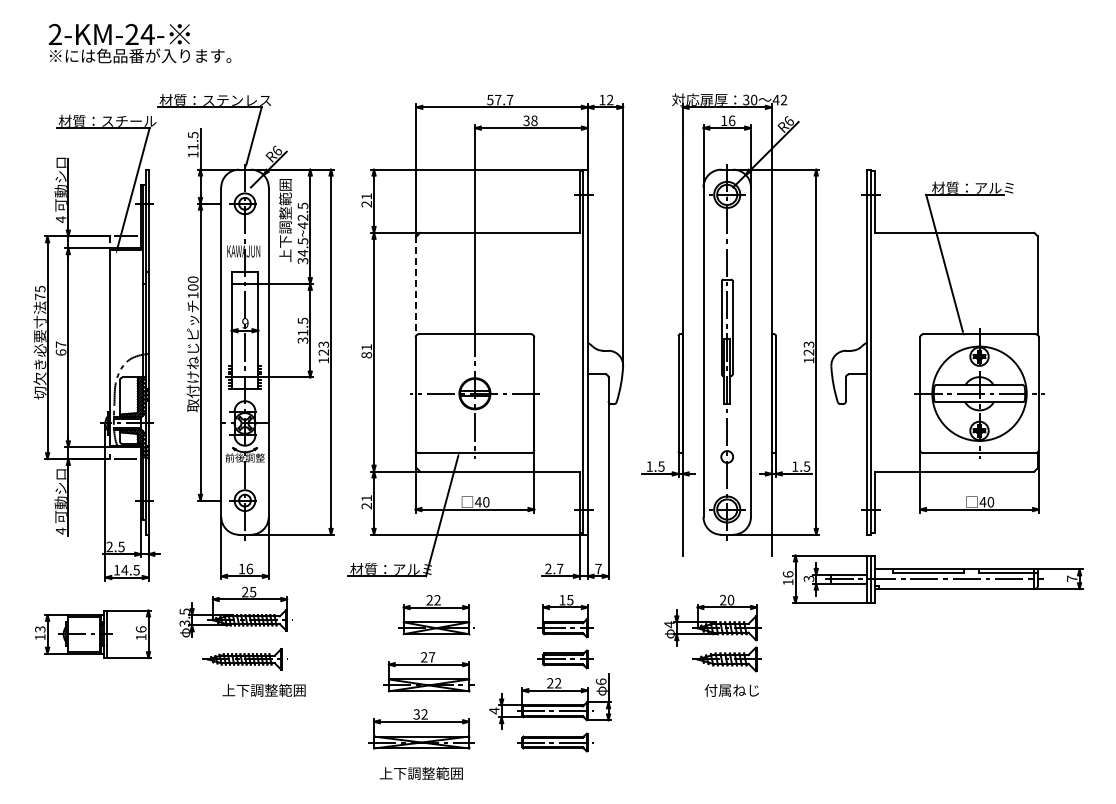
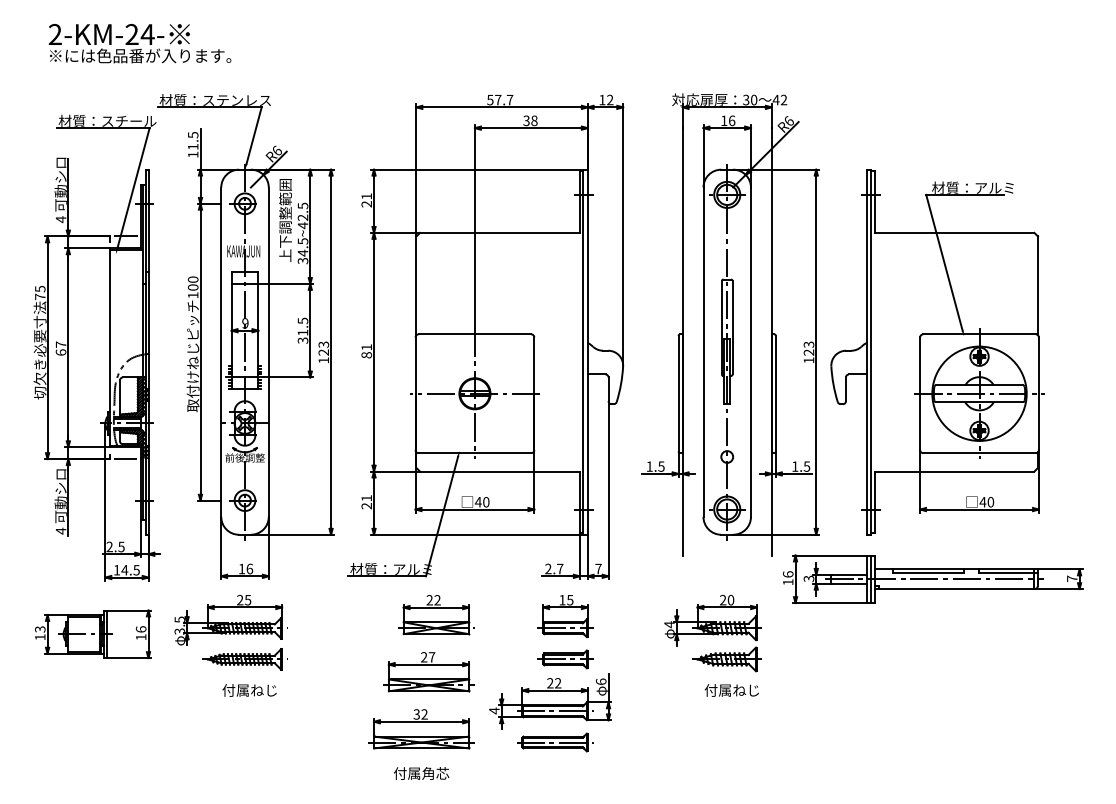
line: dashed -> solid (416, 286)
part position: (235, 611) -> (230, 619) (230, 619)
text: 上下調整範囲 -> 付属ねじ (263, 689)
text: 上下調整範囲 -> 付属角芯 (420, 773)
